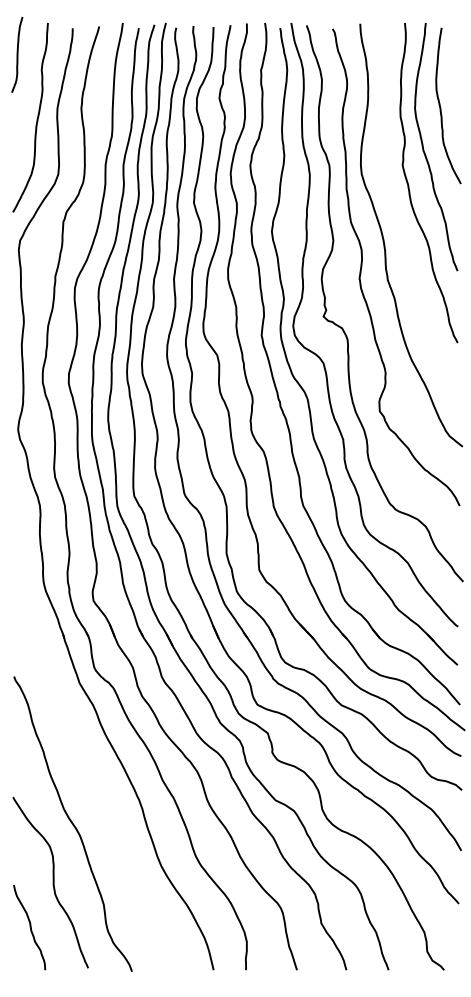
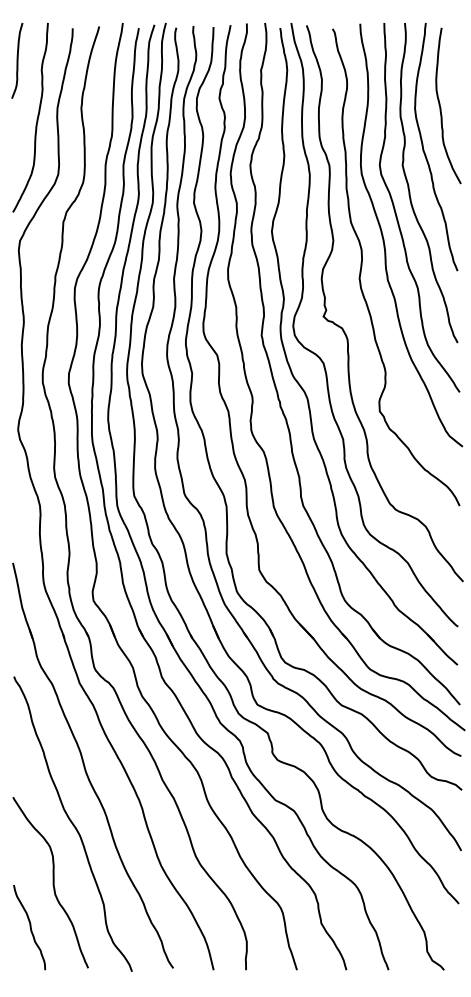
curve position: (17, 54) -> (17, 60) (17, 60)
curve: none -> present (397, 215)
part: none -> present (85, 765)
